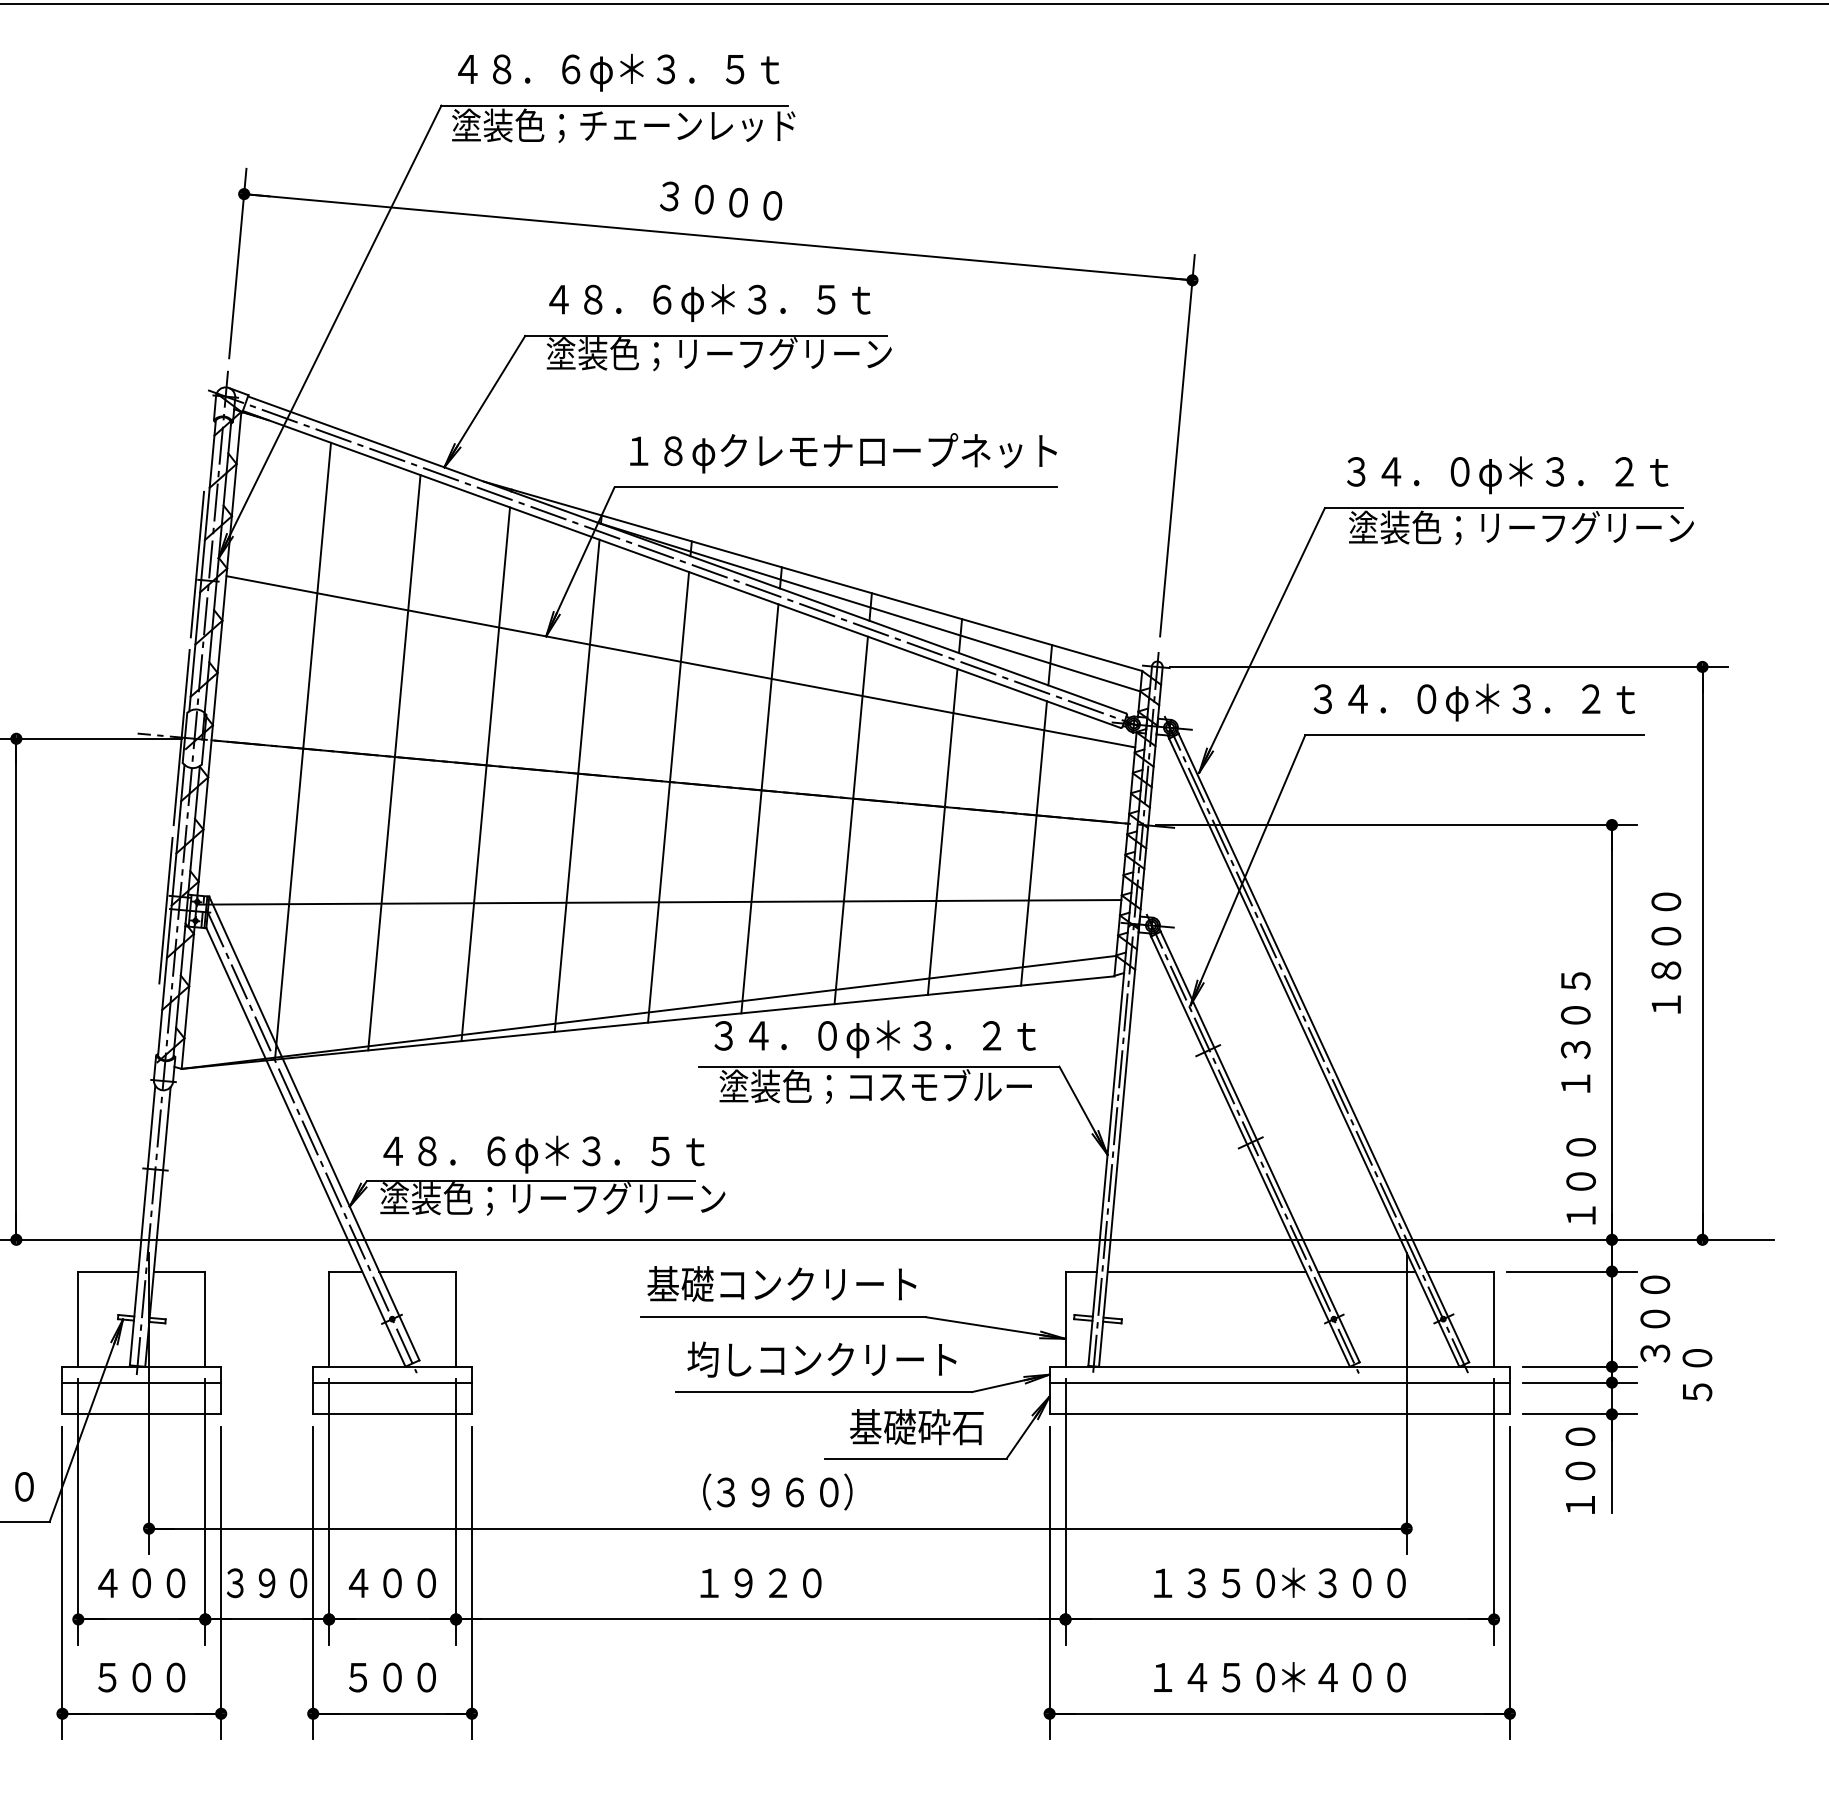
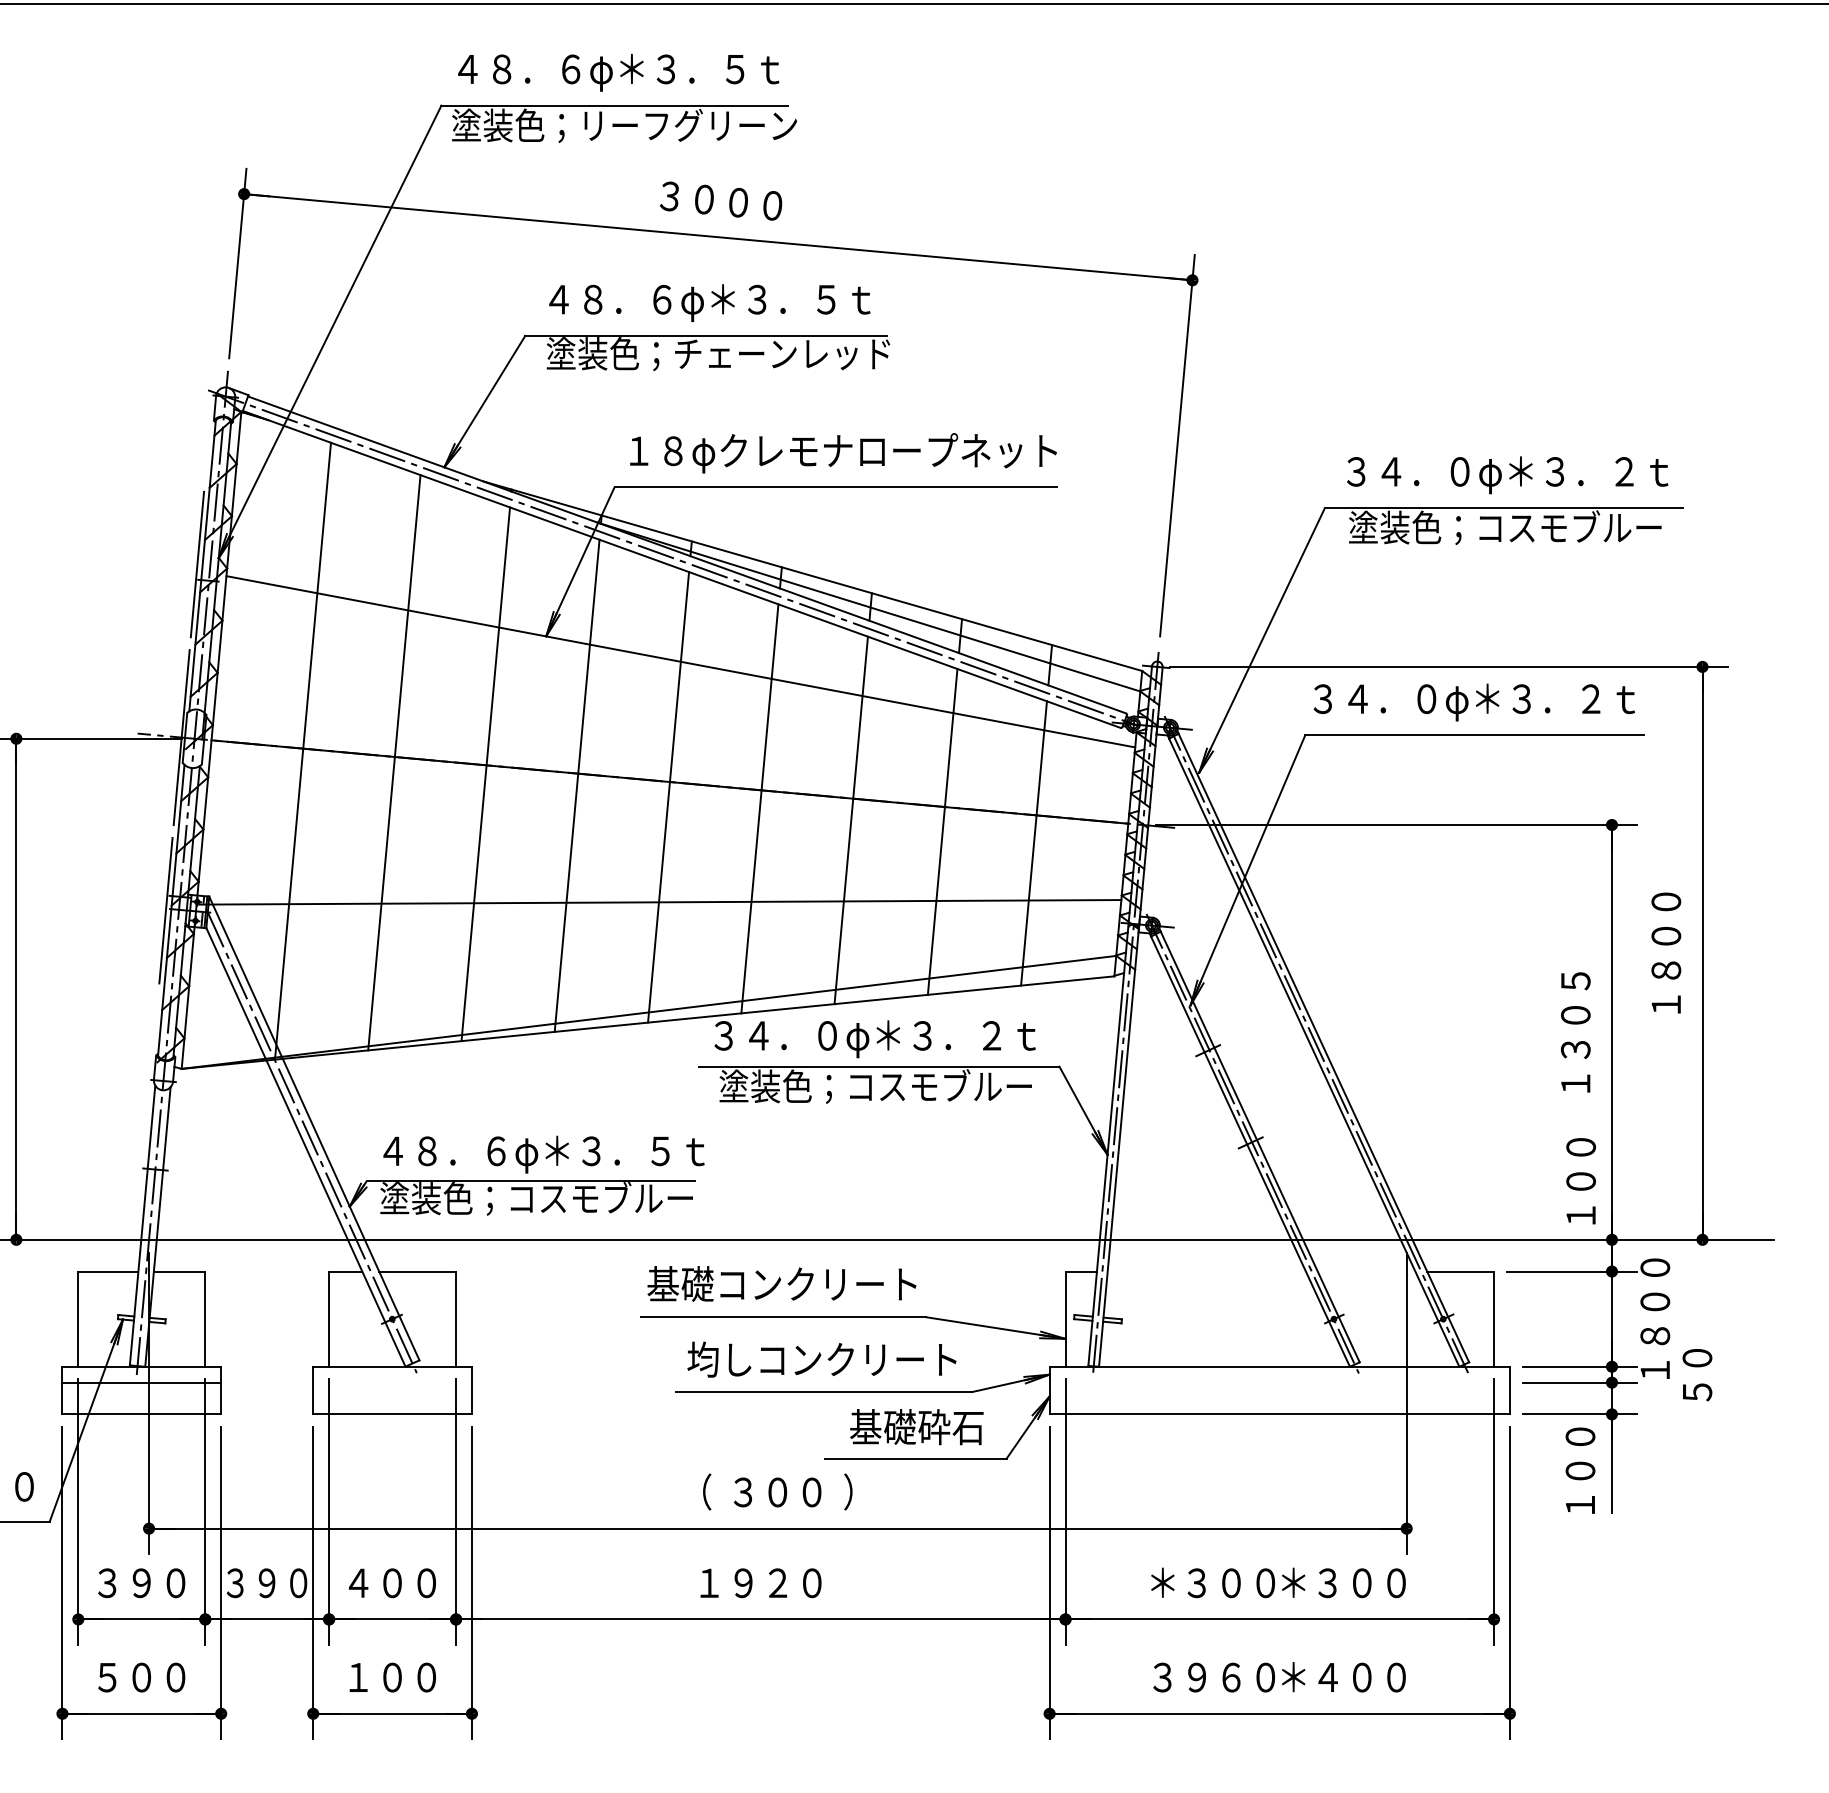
text: 塗装色；チェーンレッド -> 塗装色；リーフグリーン (688, 124)
text: 塗装色；リーフグリーン -> 塗装色；チェーンレッド (783, 353)
text: 塗装色；リーフグリーン -> 塗装色；コスモブルー (1586, 526)
text: 塗装色；リーフグリーン -> 塗装色；コスモブルー (617, 1198)
line: present -> none (1206, 1271)
line: present -> none (1366, 1271)
text: ３００ -> １８００ (1655, 1318)
line: present -> none (392, 1382)
line: present -> none (1279, 1382)
text: ３９６０ -> ３００ (777, 1492)
text: １３５０ -> ＊３００ (1195, 1582)
text: ４００ -> ３９０ (124, 1583)
text: ５００ -> １００ (358, 1677)
text: １４５０ -> ３９６０ (1196, 1677)
